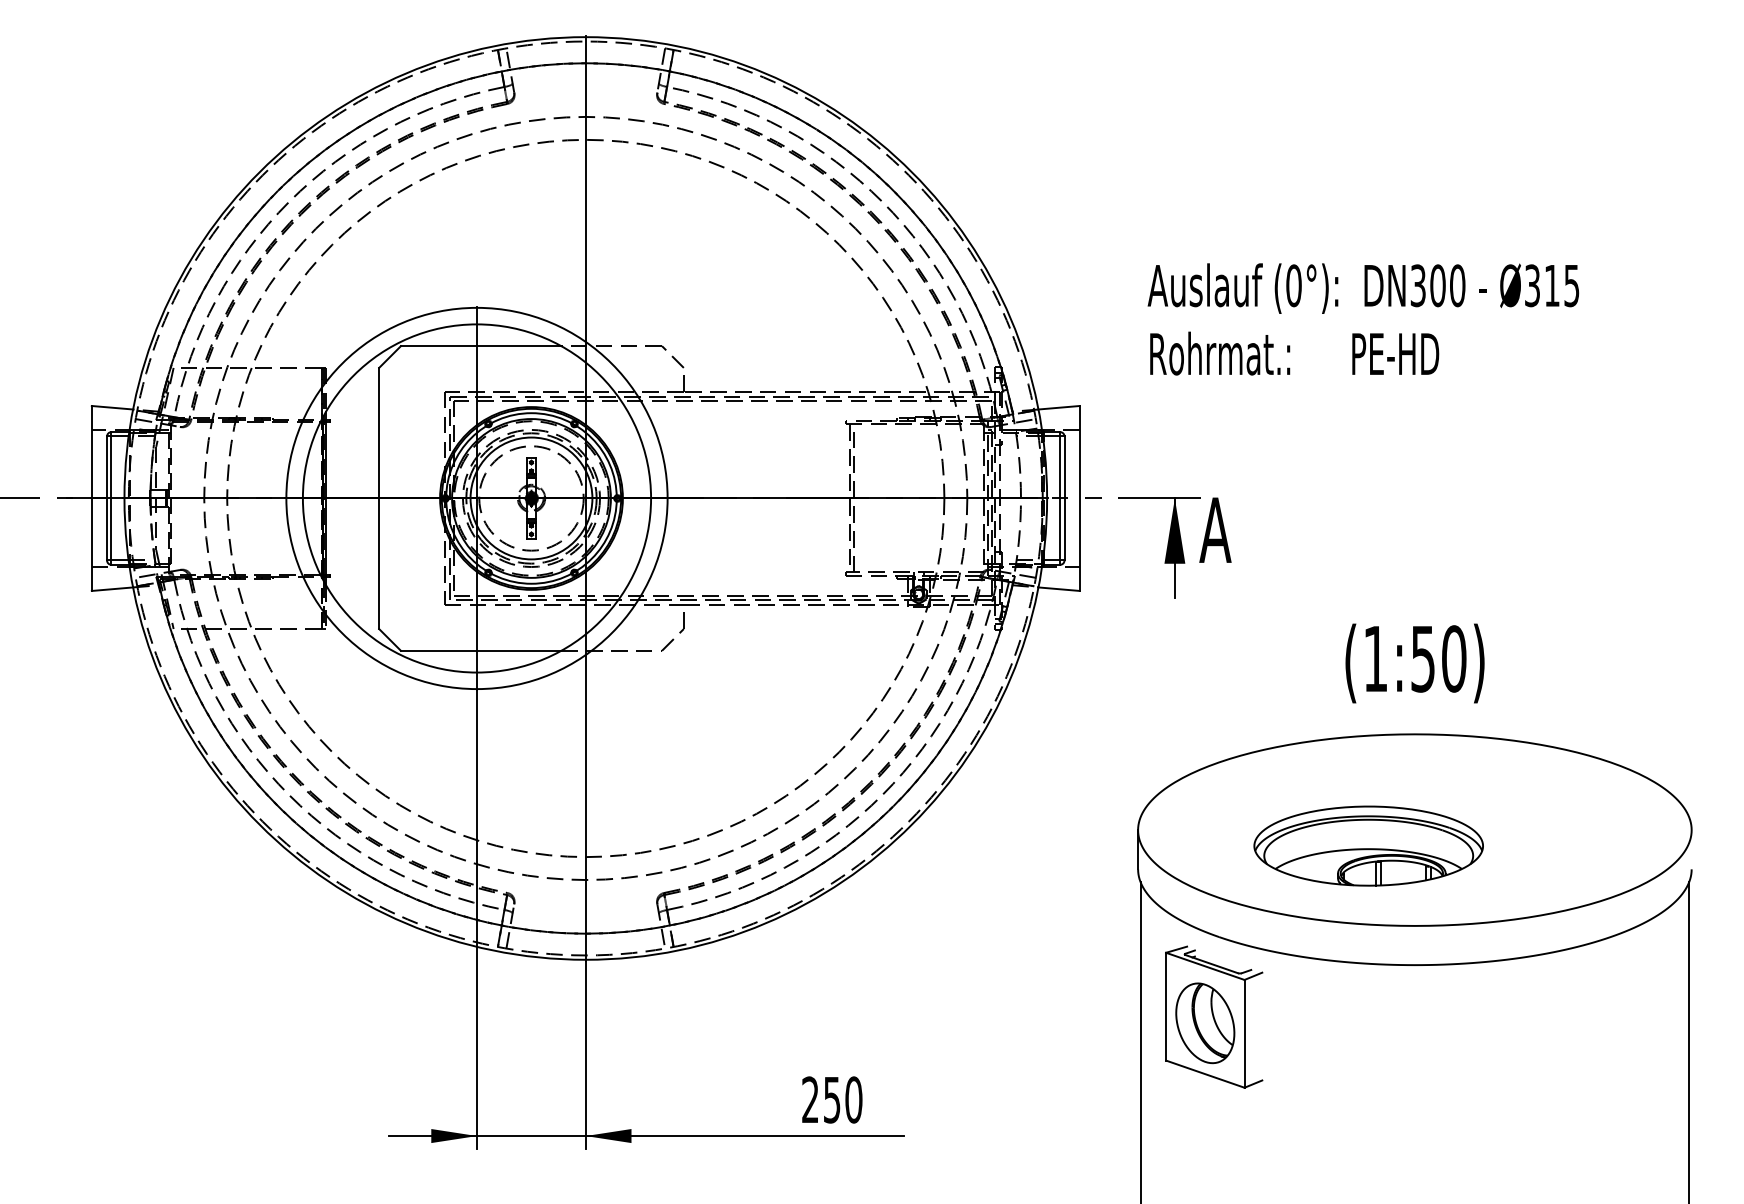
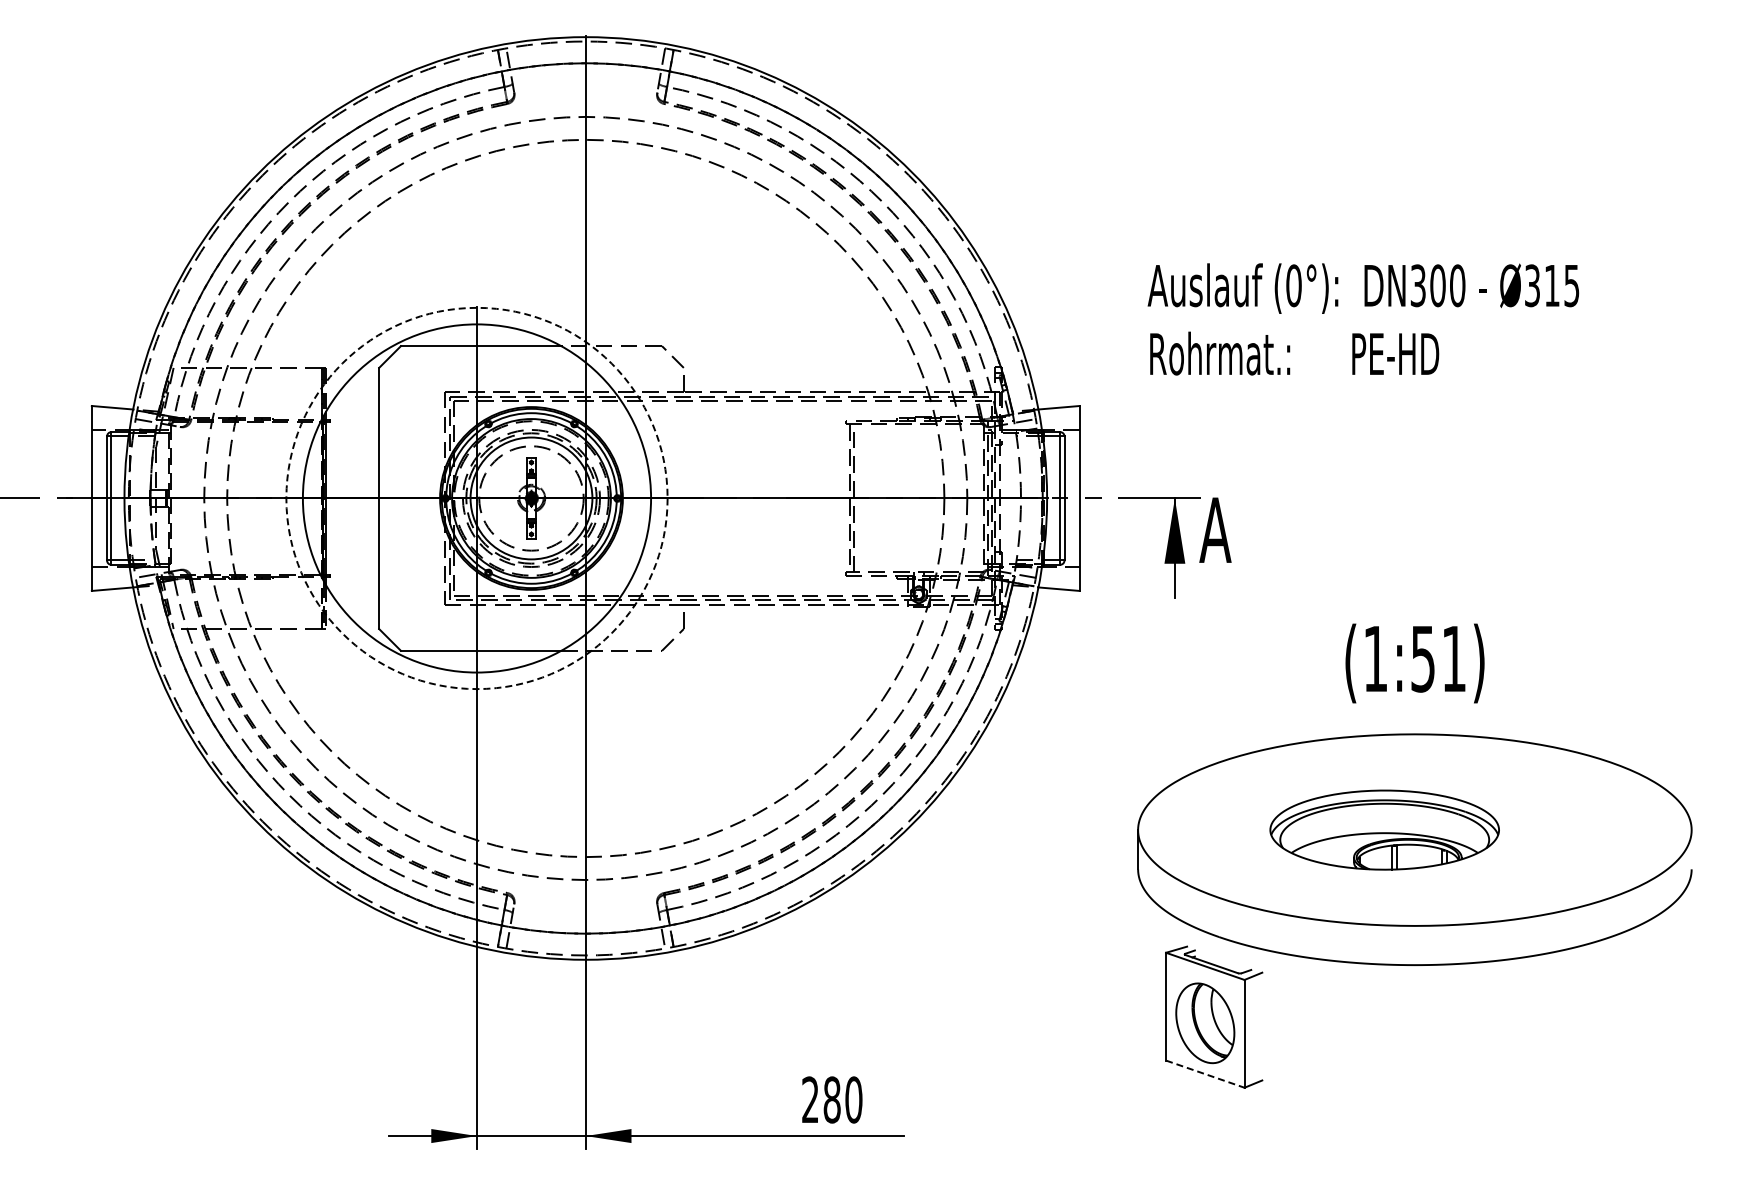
circle: solid -> dashed (476, 498)
text: (1:50) -> (1:51) (1454, 658)
part position: (1368, 845) -> (1384, 829) (1384, 829)
line: present -> none (1140, 1041)
line: present -> none (1689, 1041)
line: solid -> dashed (1205, 1074)
text: 250 -> 280 (831, 1099)
